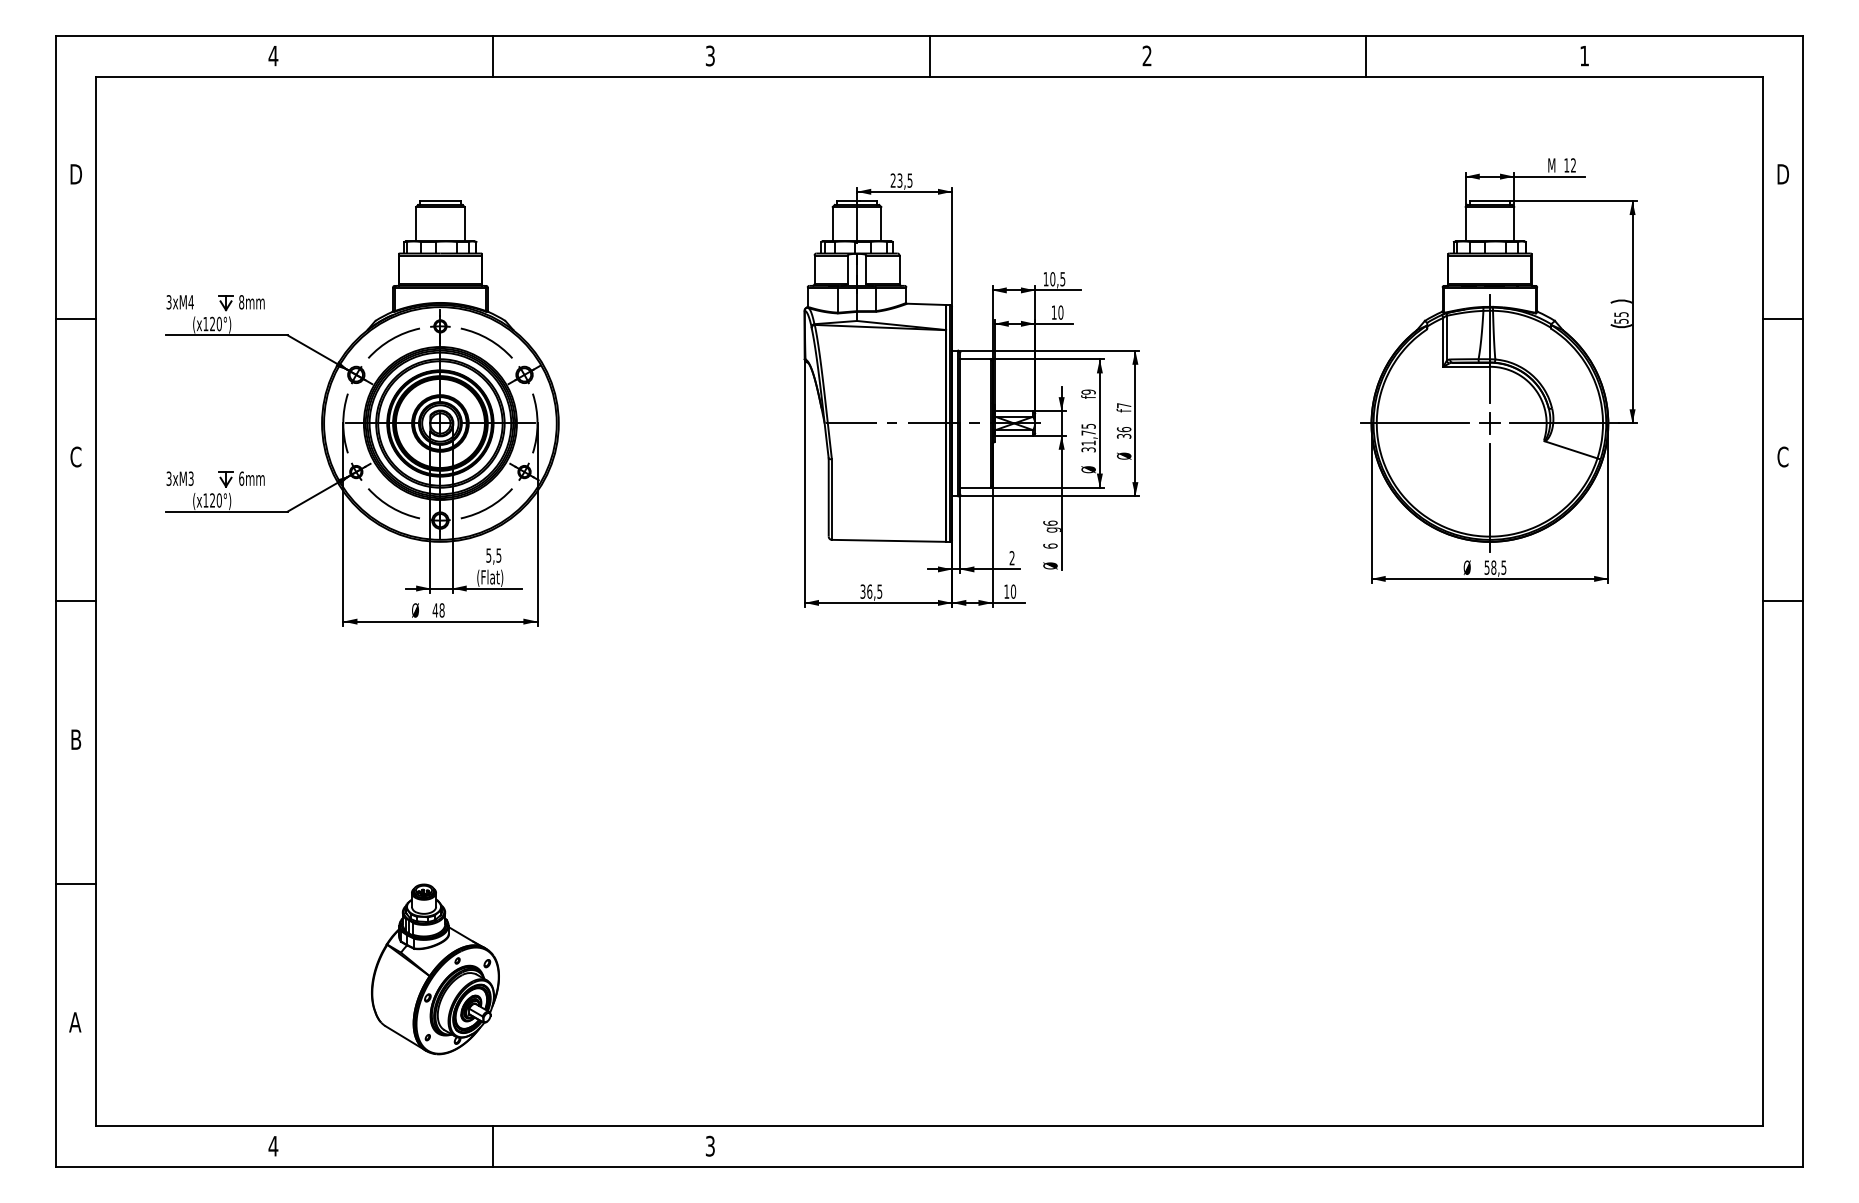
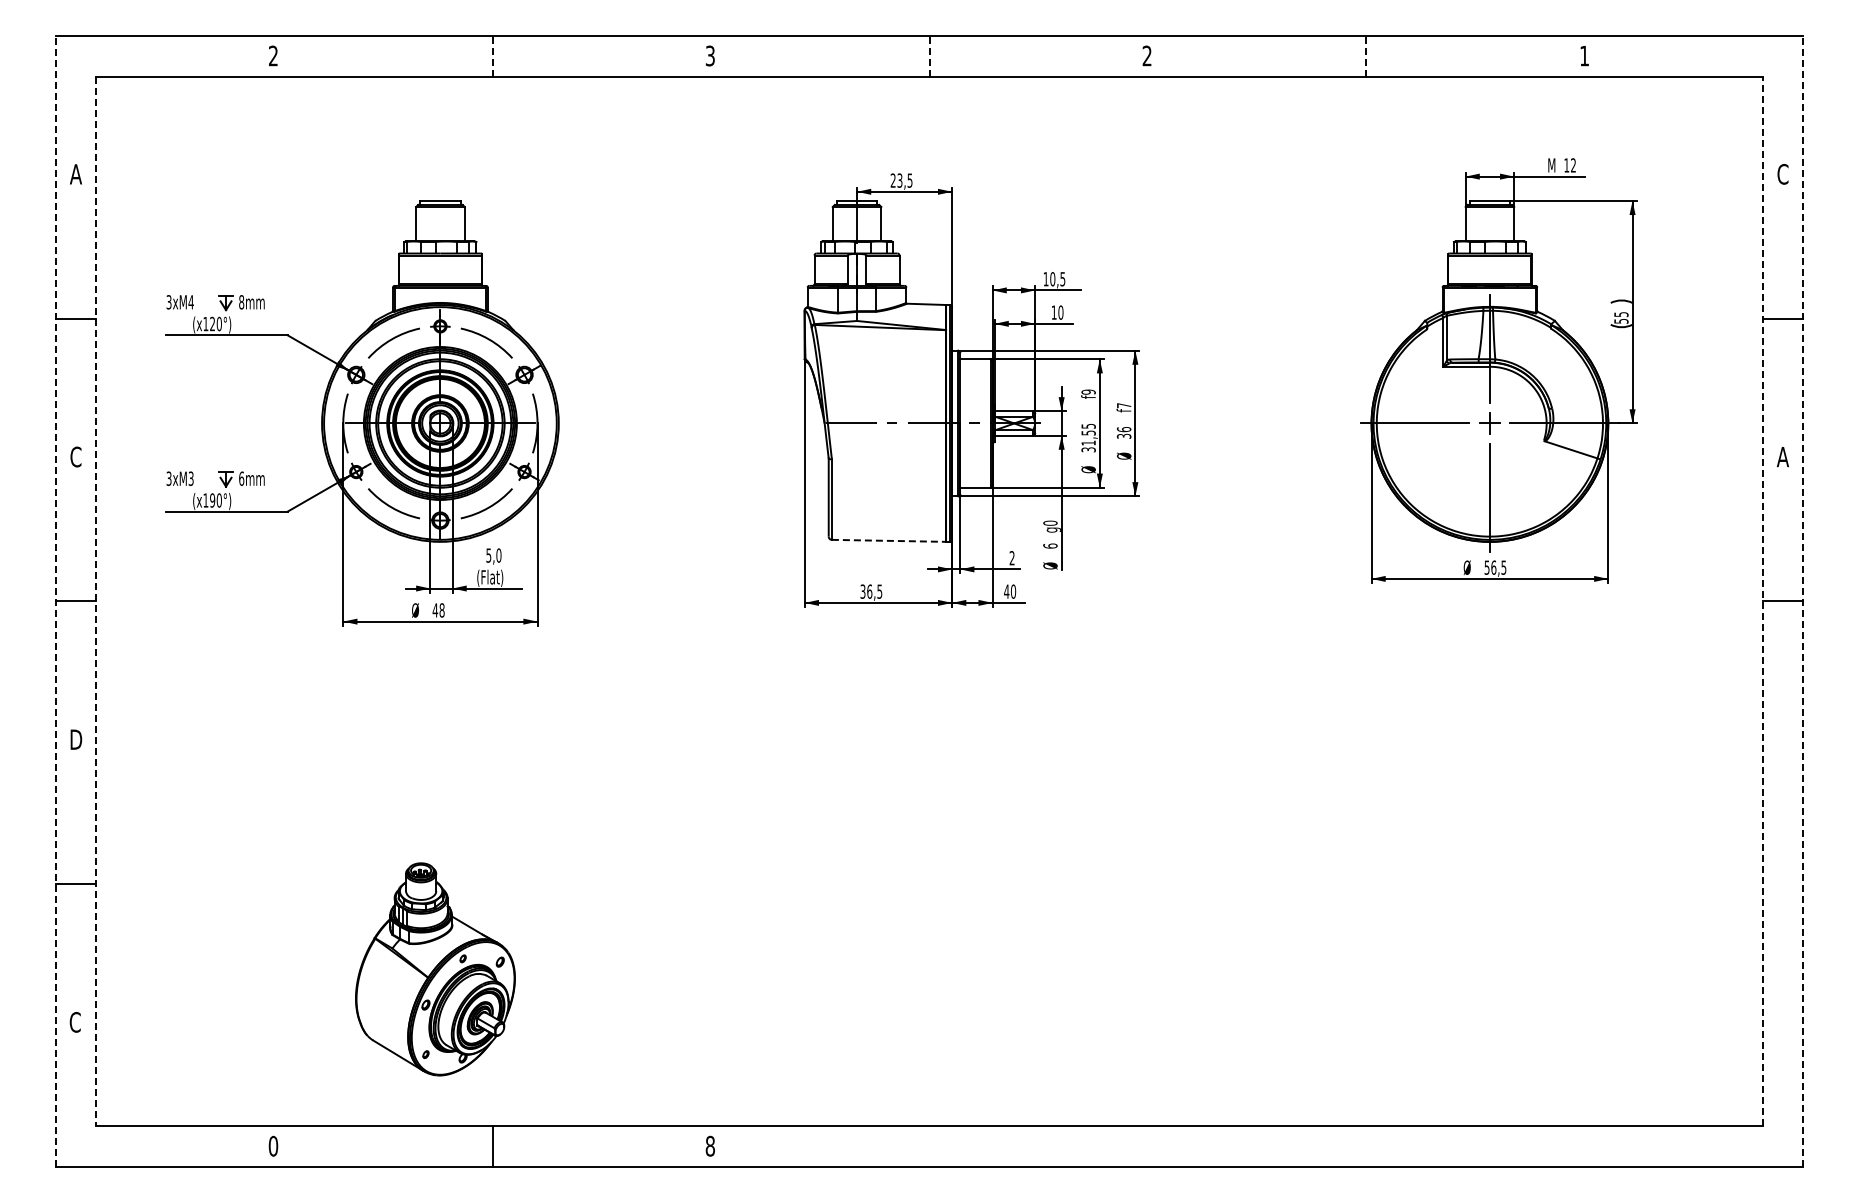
text: 4 -> 2 (273, 55)
line: solid -> dashed (492, 55)
line: solid -> dashed (929, 55)
line: solid -> dashed (1366, 55)
text: D -> C (1782, 173)
text: D -> A (75, 174)
text: 31,75 -> 31,55 (1088, 432)
text: C -> A (1782, 456)
text: (x120°) -> (x190°) (212, 500)
text: g6 -> g0 (1050, 522)
line: solid -> dashed (889, 540)
text: 5,5 -> 5,0 (498, 555)
text: 58,5 -> 56,5 (1493, 567)
text: 10 -> 40 (1006, 591)
line: solid -> dashed (55, 601)
line: solid -> dashed (96, 601)
line: solid -> dashed (1762, 601)
line: solid -> dashed (1803, 601)
text: B -> D (76, 739)
part size: 129x173 px -> 161x215 px (435, 969)
text: A -> C (75, 1022)
text: 4 -> 0 (273, 1145)
text: 3 -> 8 (709, 1146)
